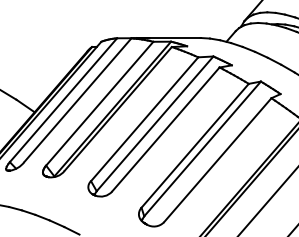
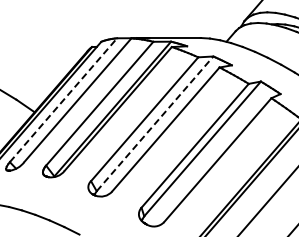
line: solid -> dashed (63, 100)
line: solid -> dashed (155, 123)
